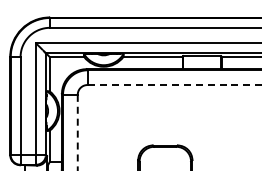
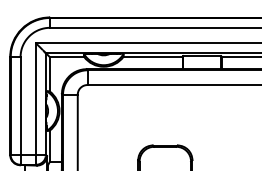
line: dashed -> solid (174, 85)
line: dashed -> solid (77, 132)
